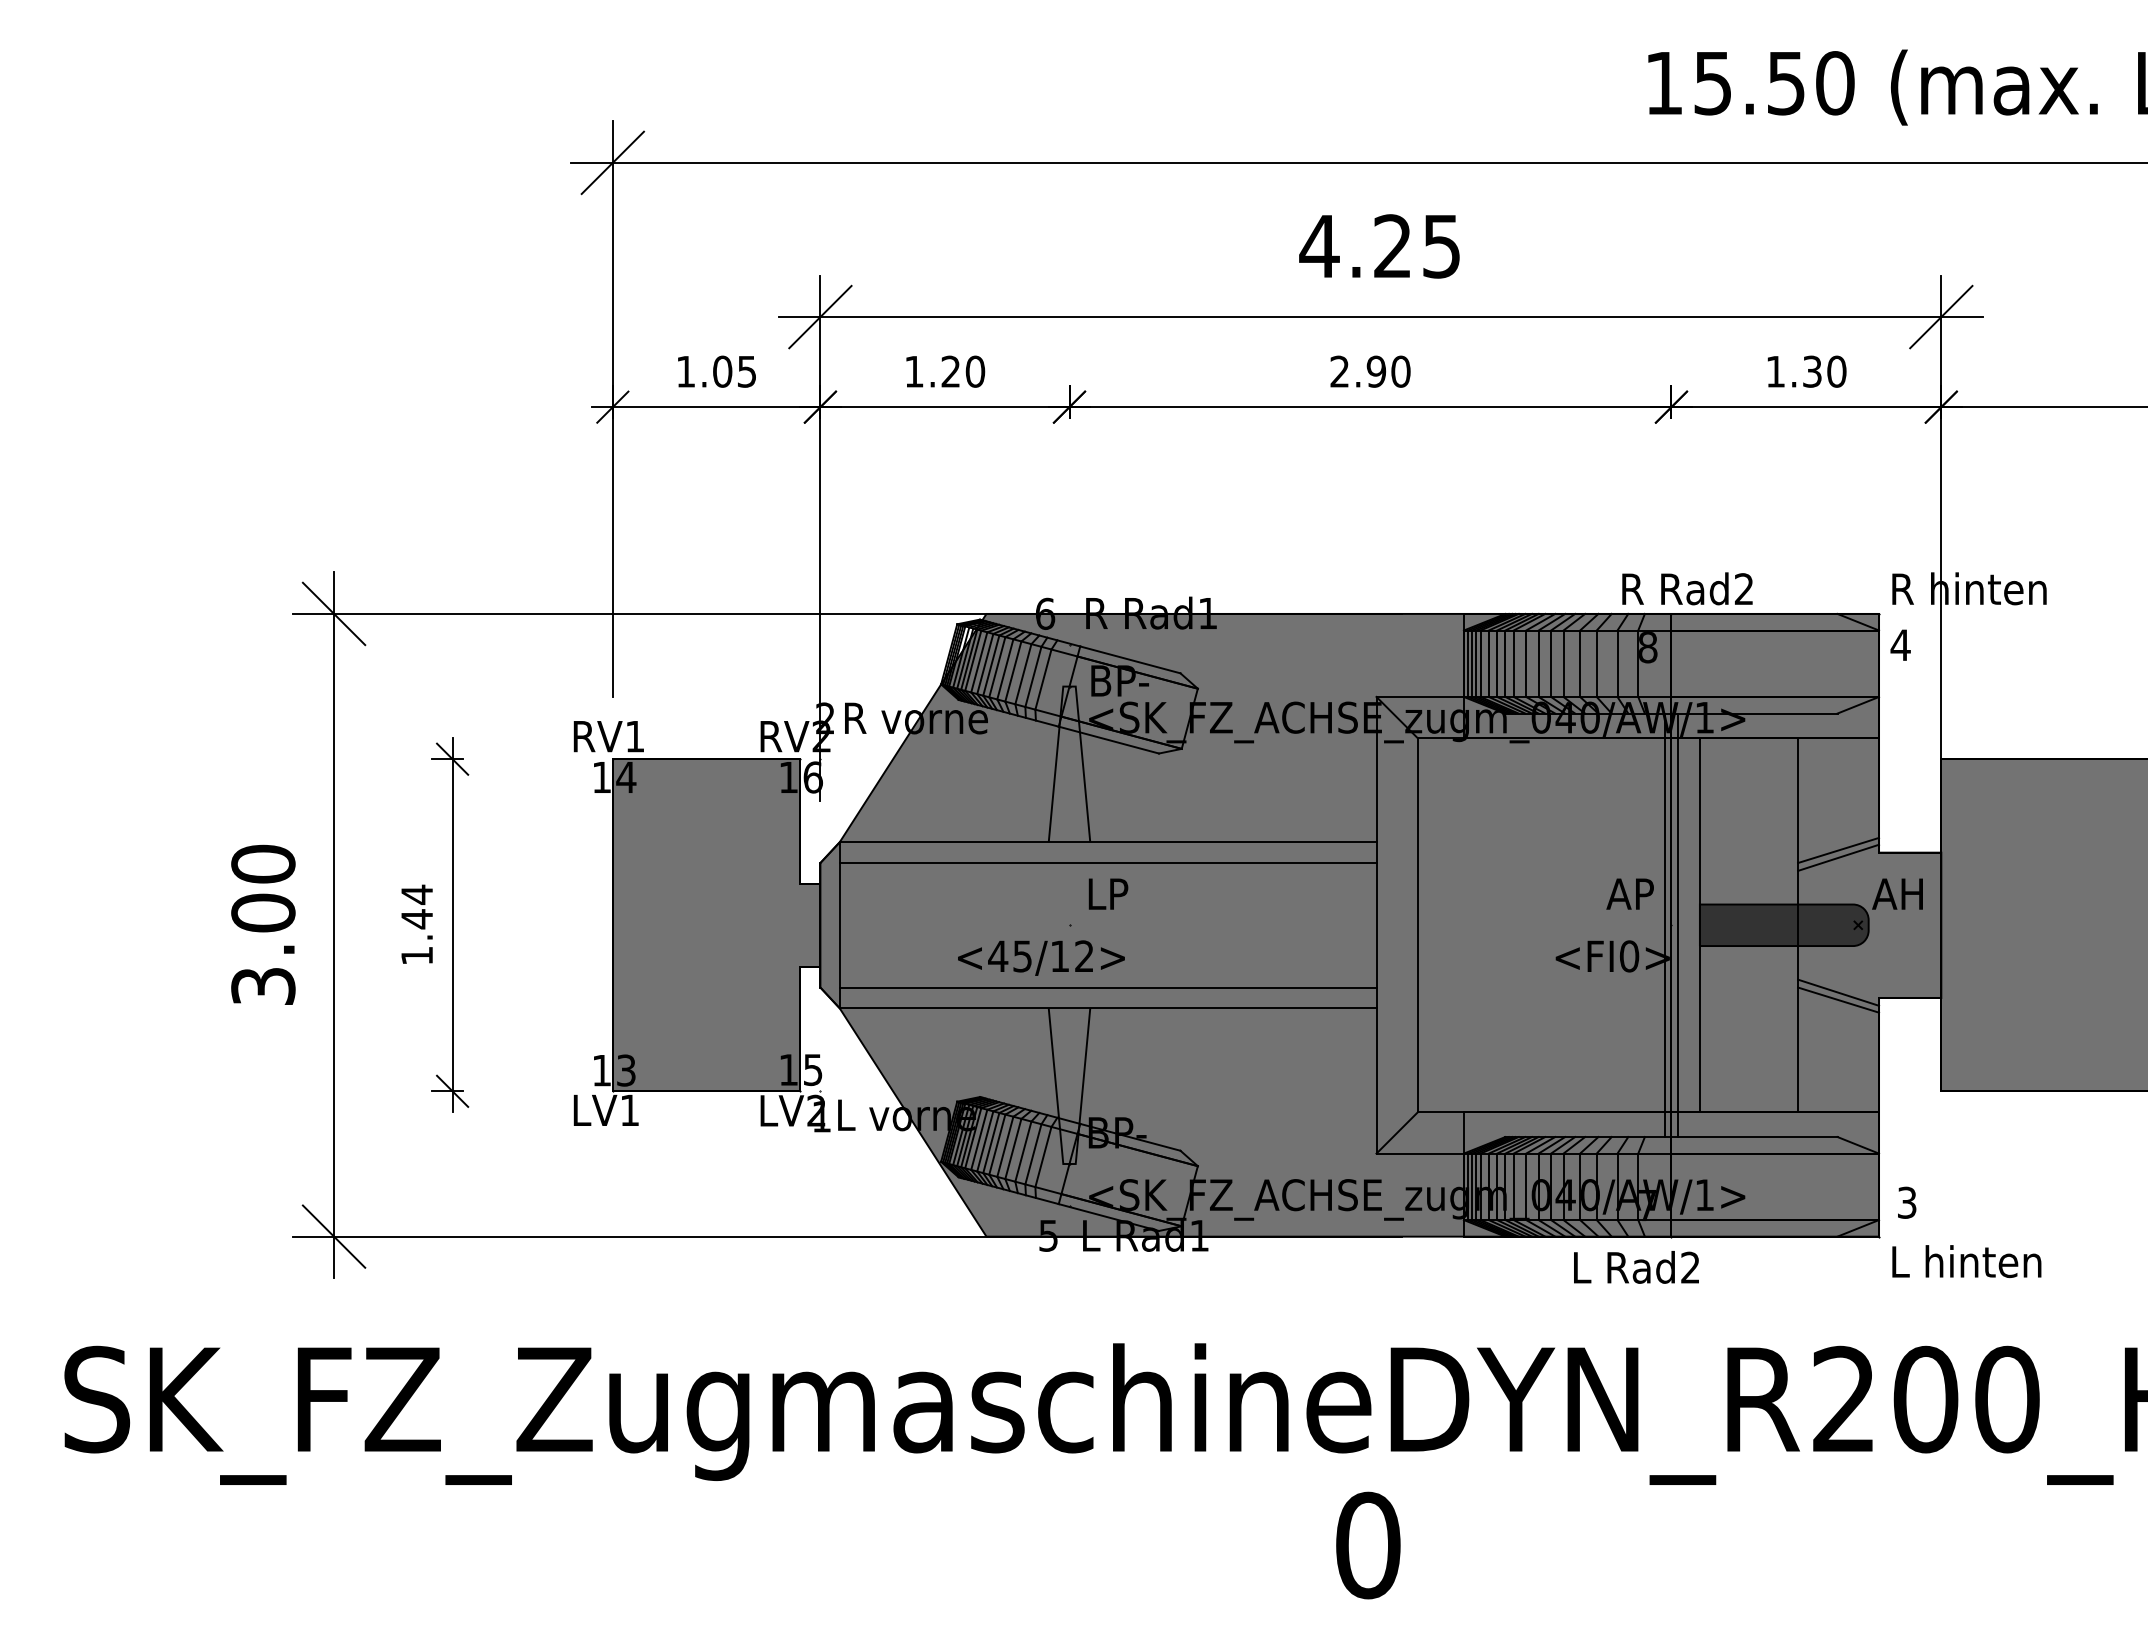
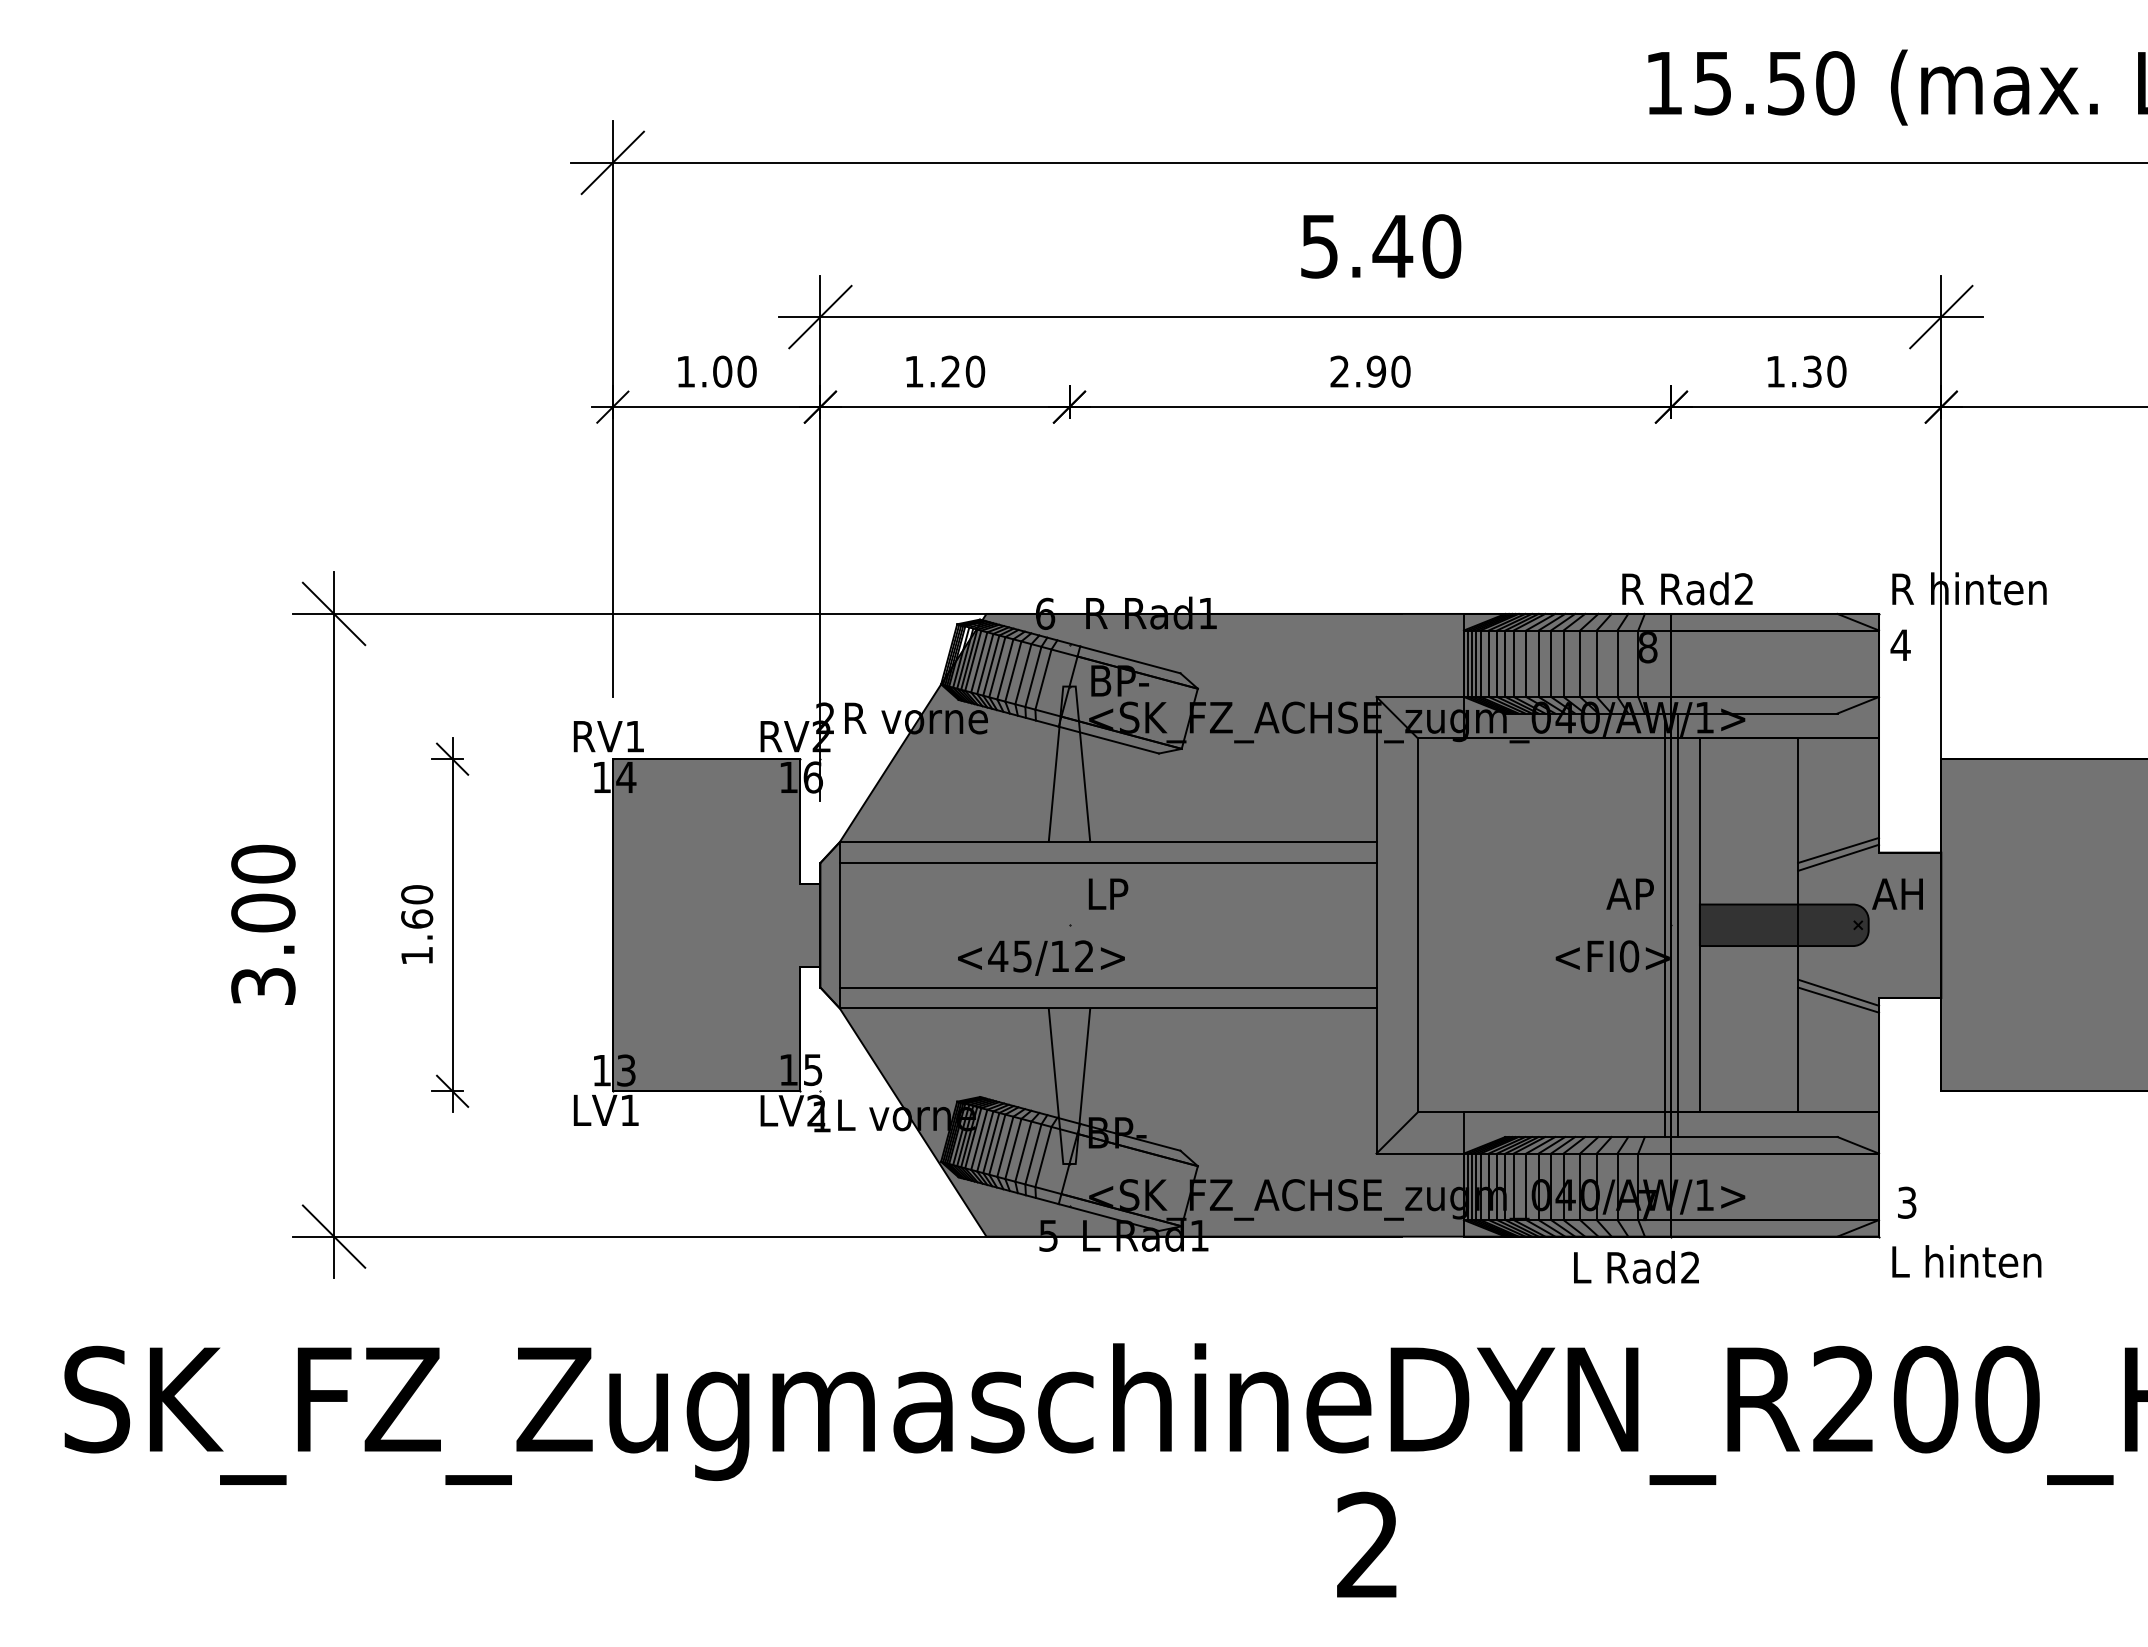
text: 4.25 -> 5.40 (1380, 246)
text: 1.05 -> 1.00 (746, 371)
text: 1.44 -> 1.60 (417, 906)
text: 0 -> 2 (1368, 1545)
